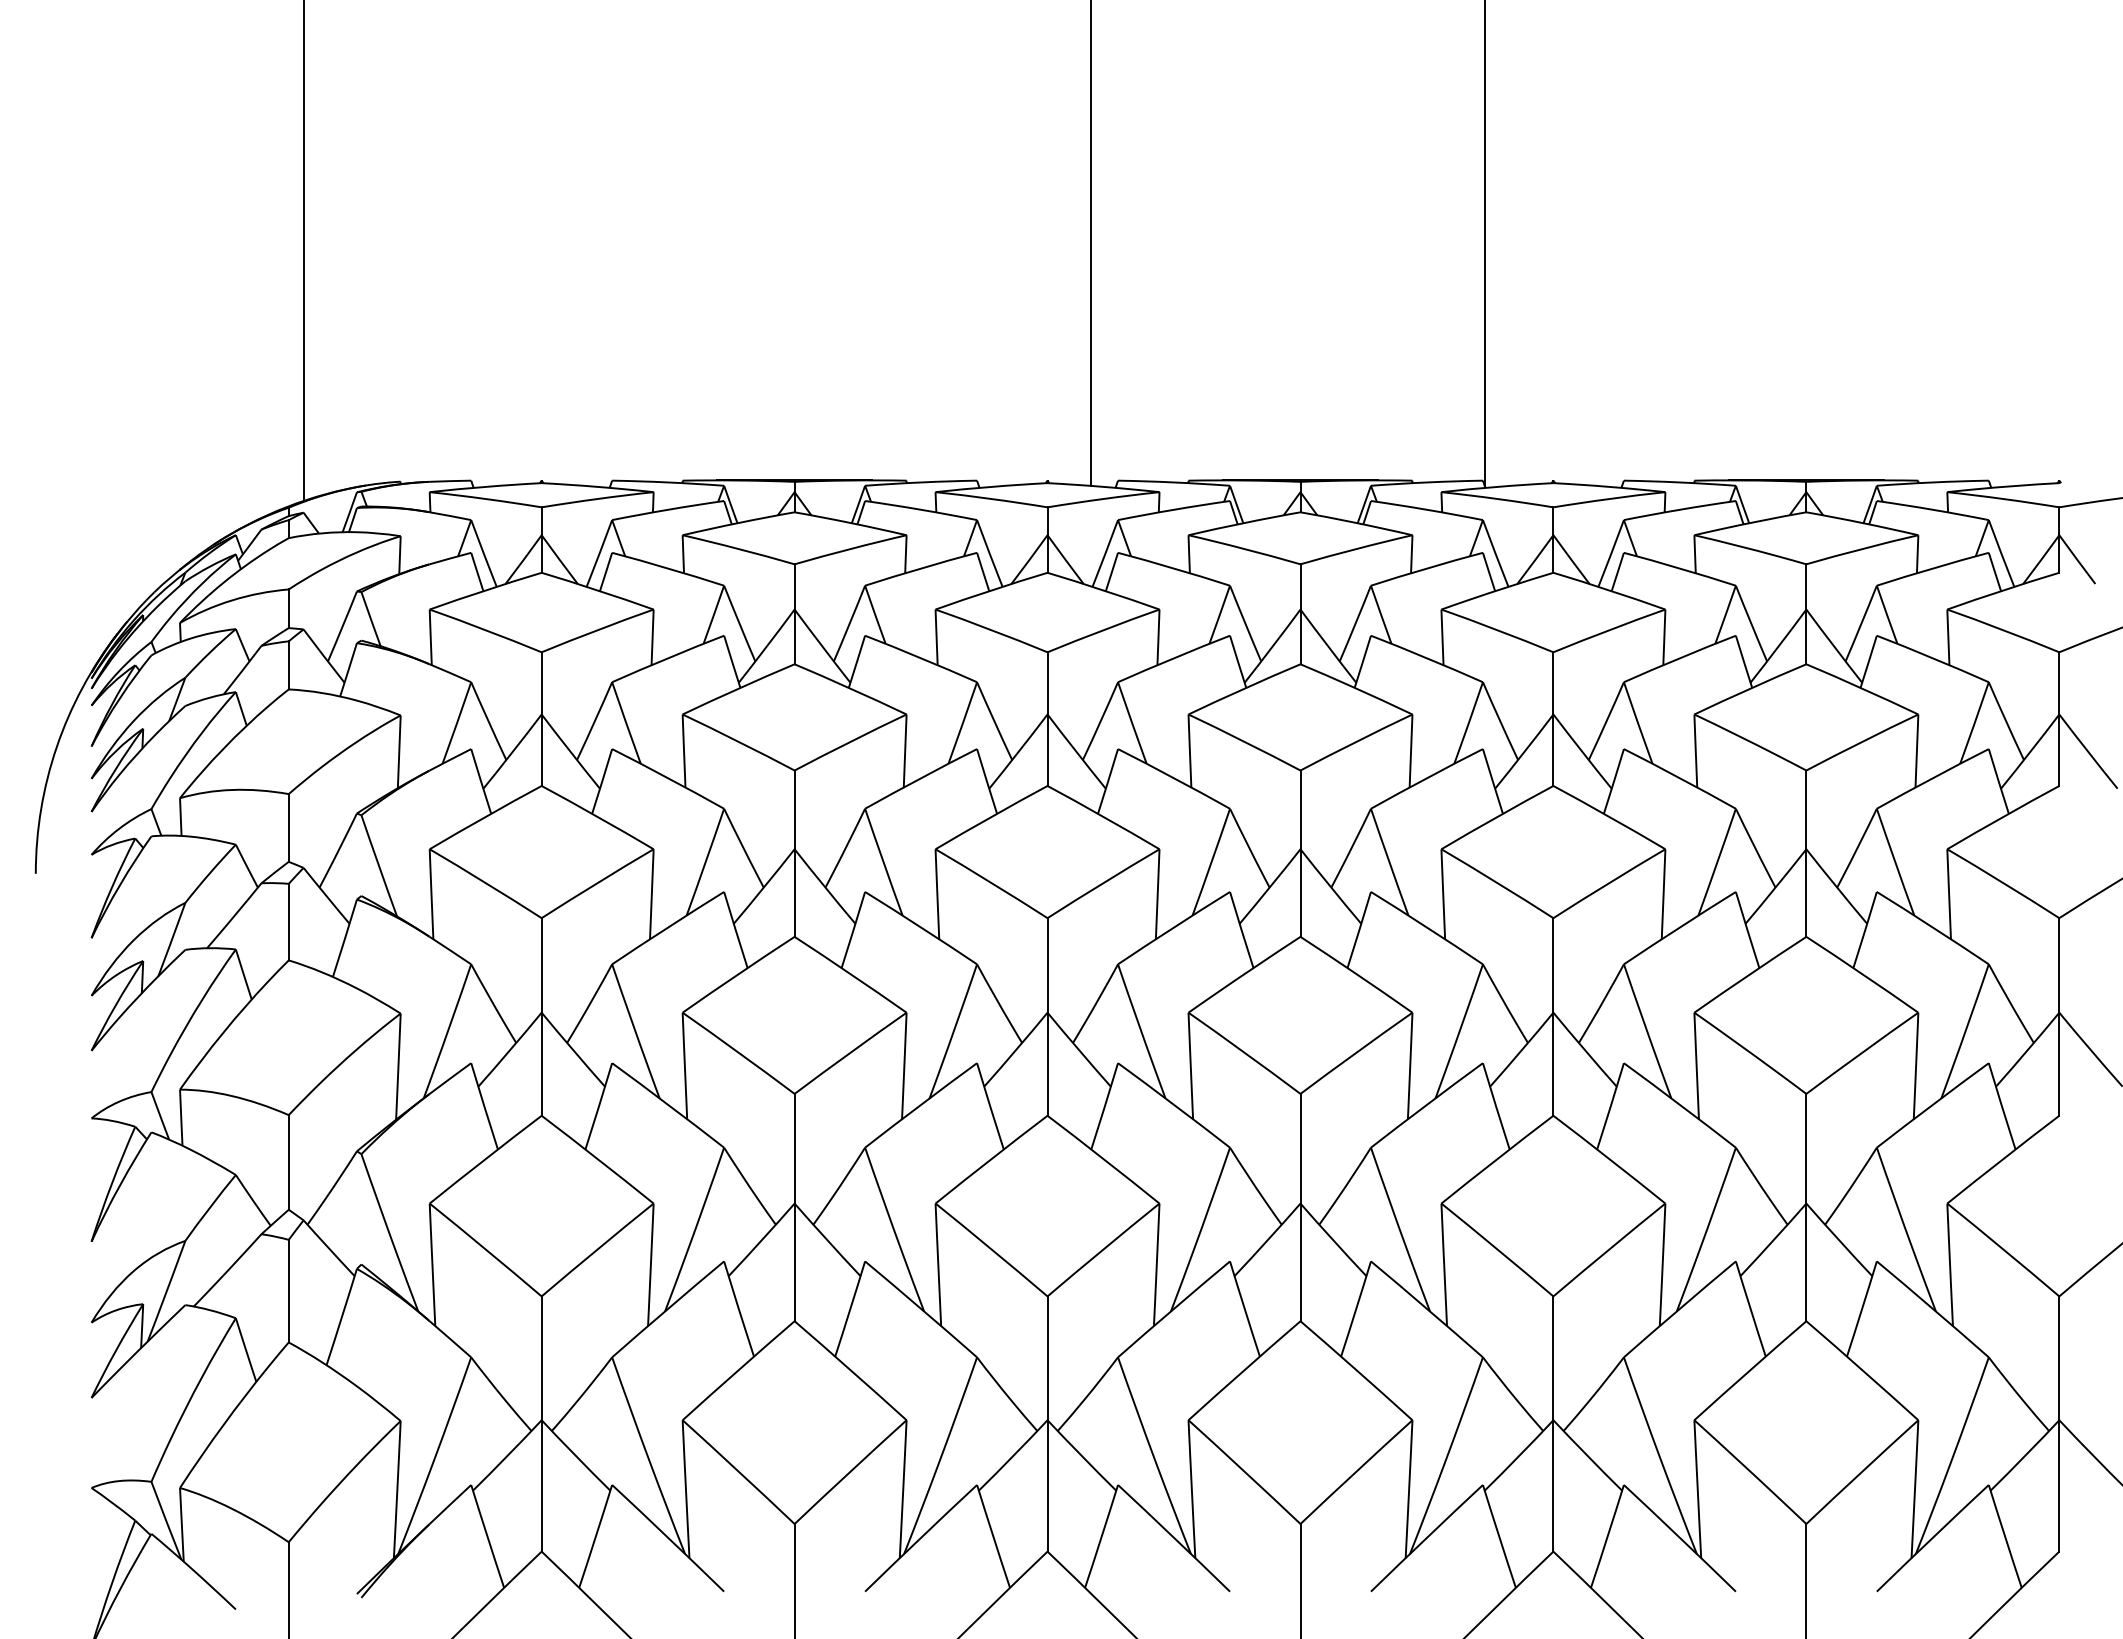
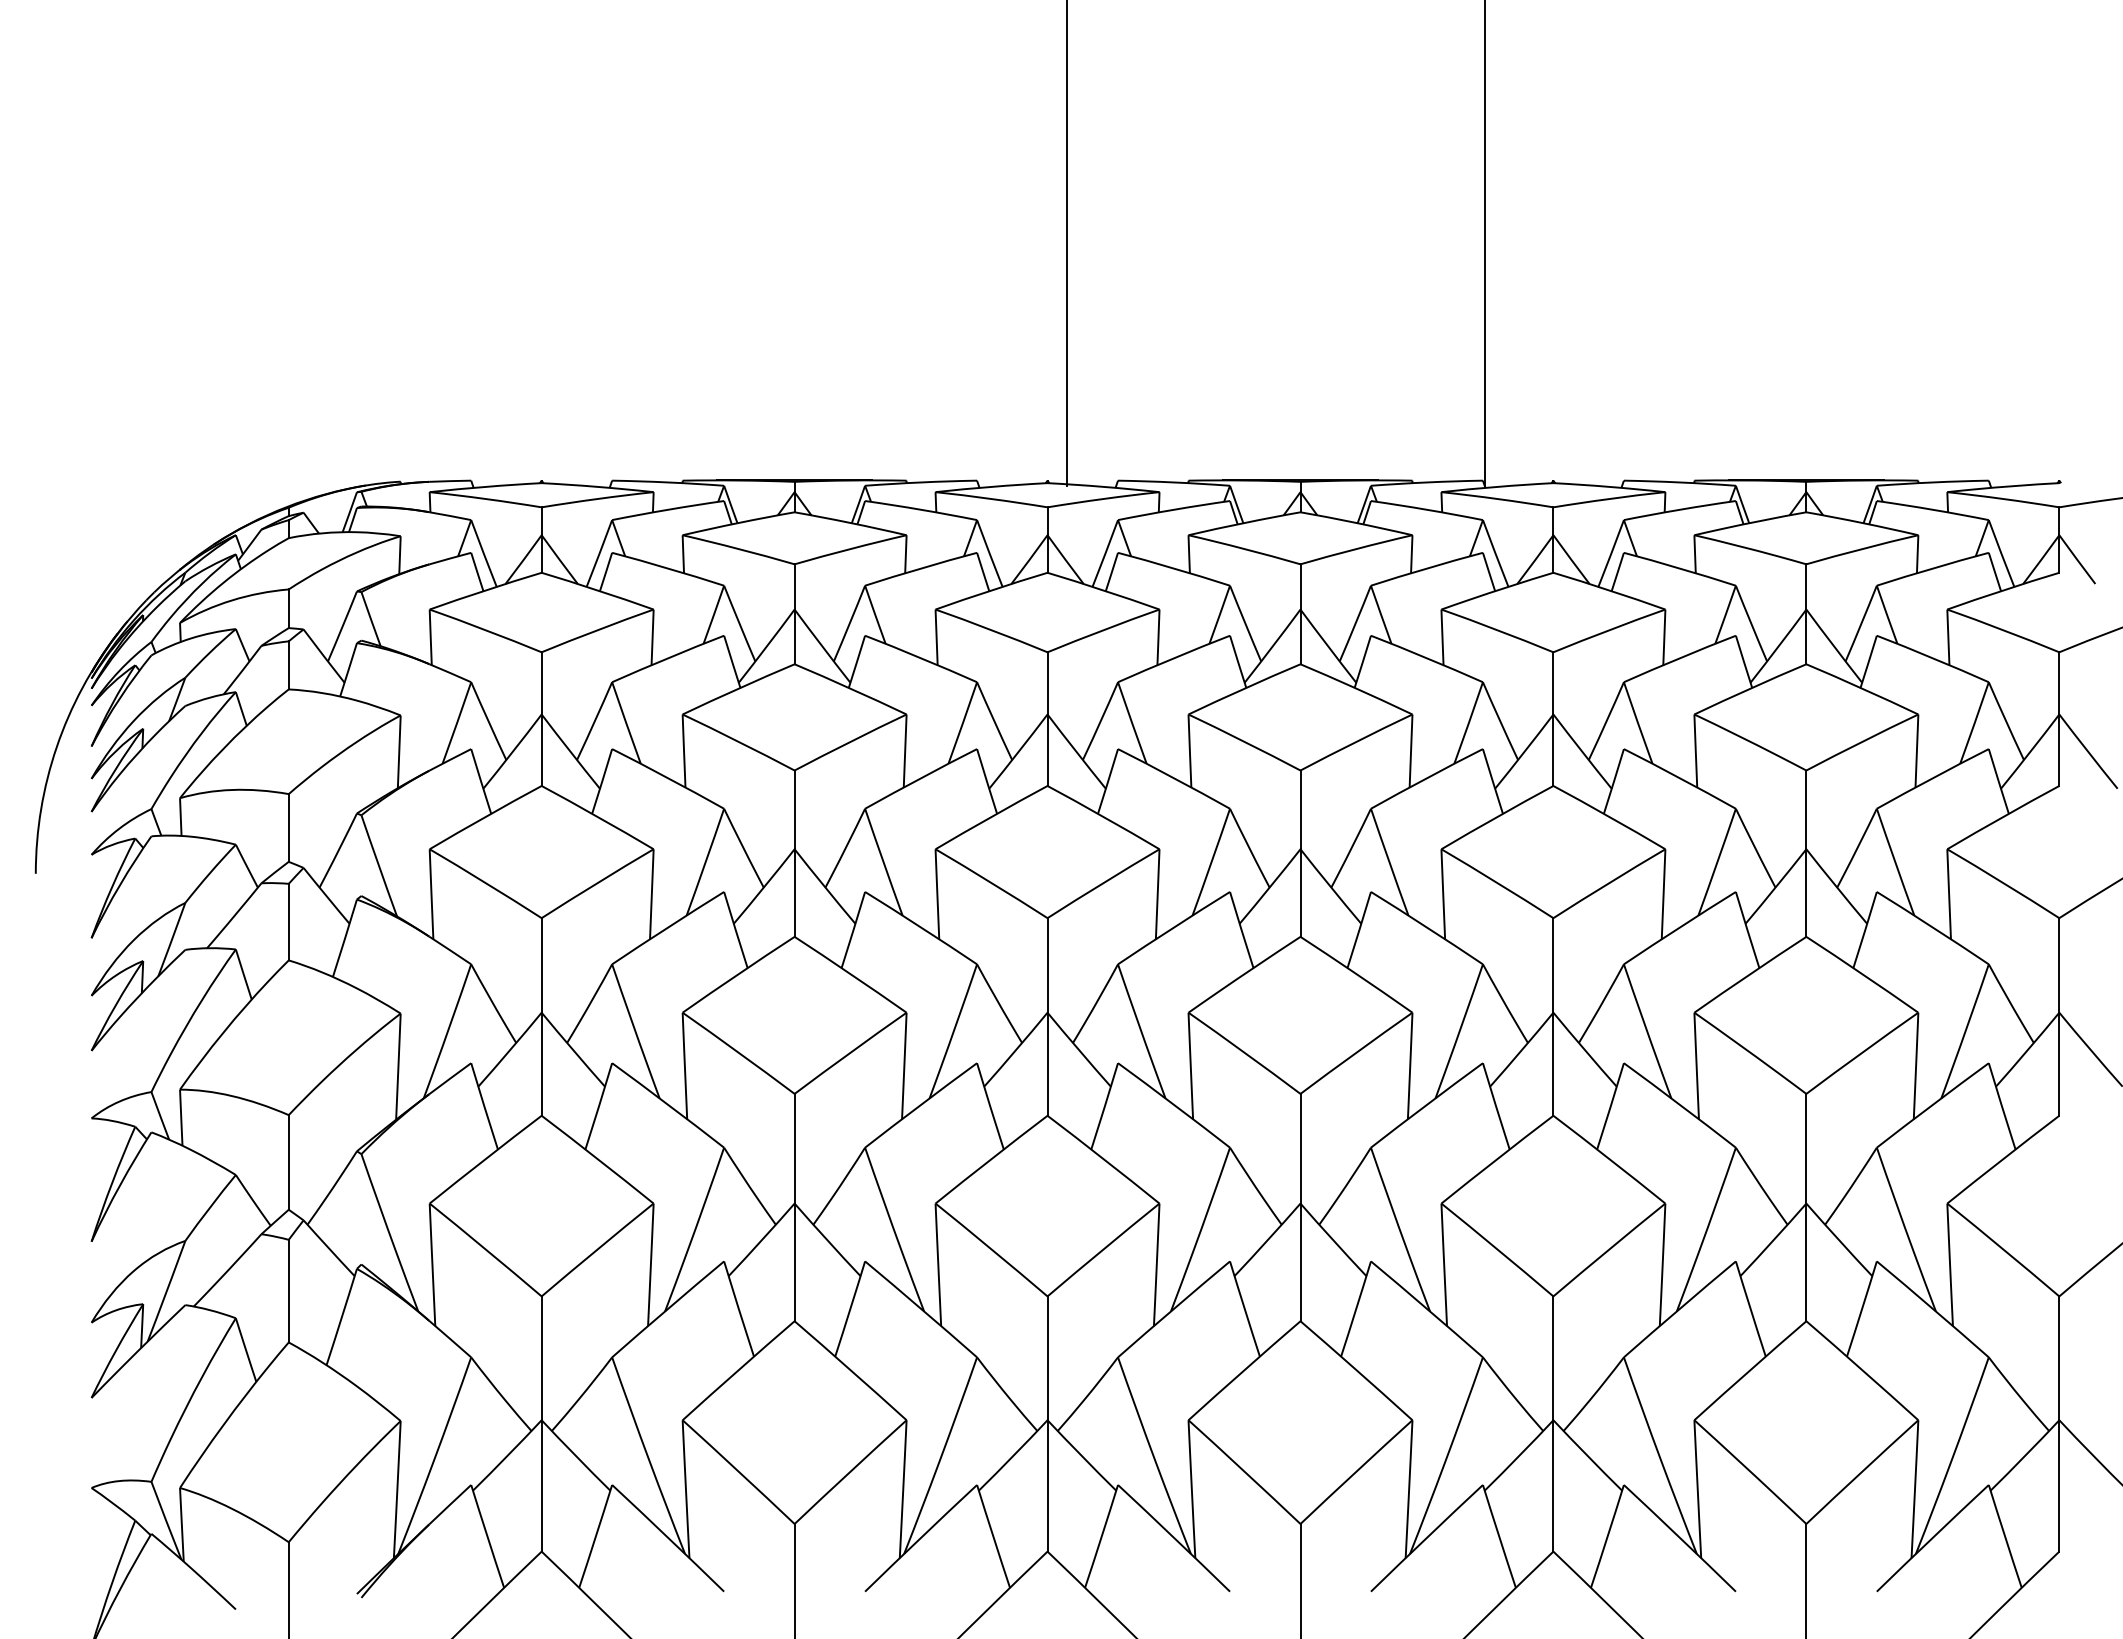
line position: (1091, 243) -> (1067, 243) (1067, 243)
line: present -> none (304, 251)
